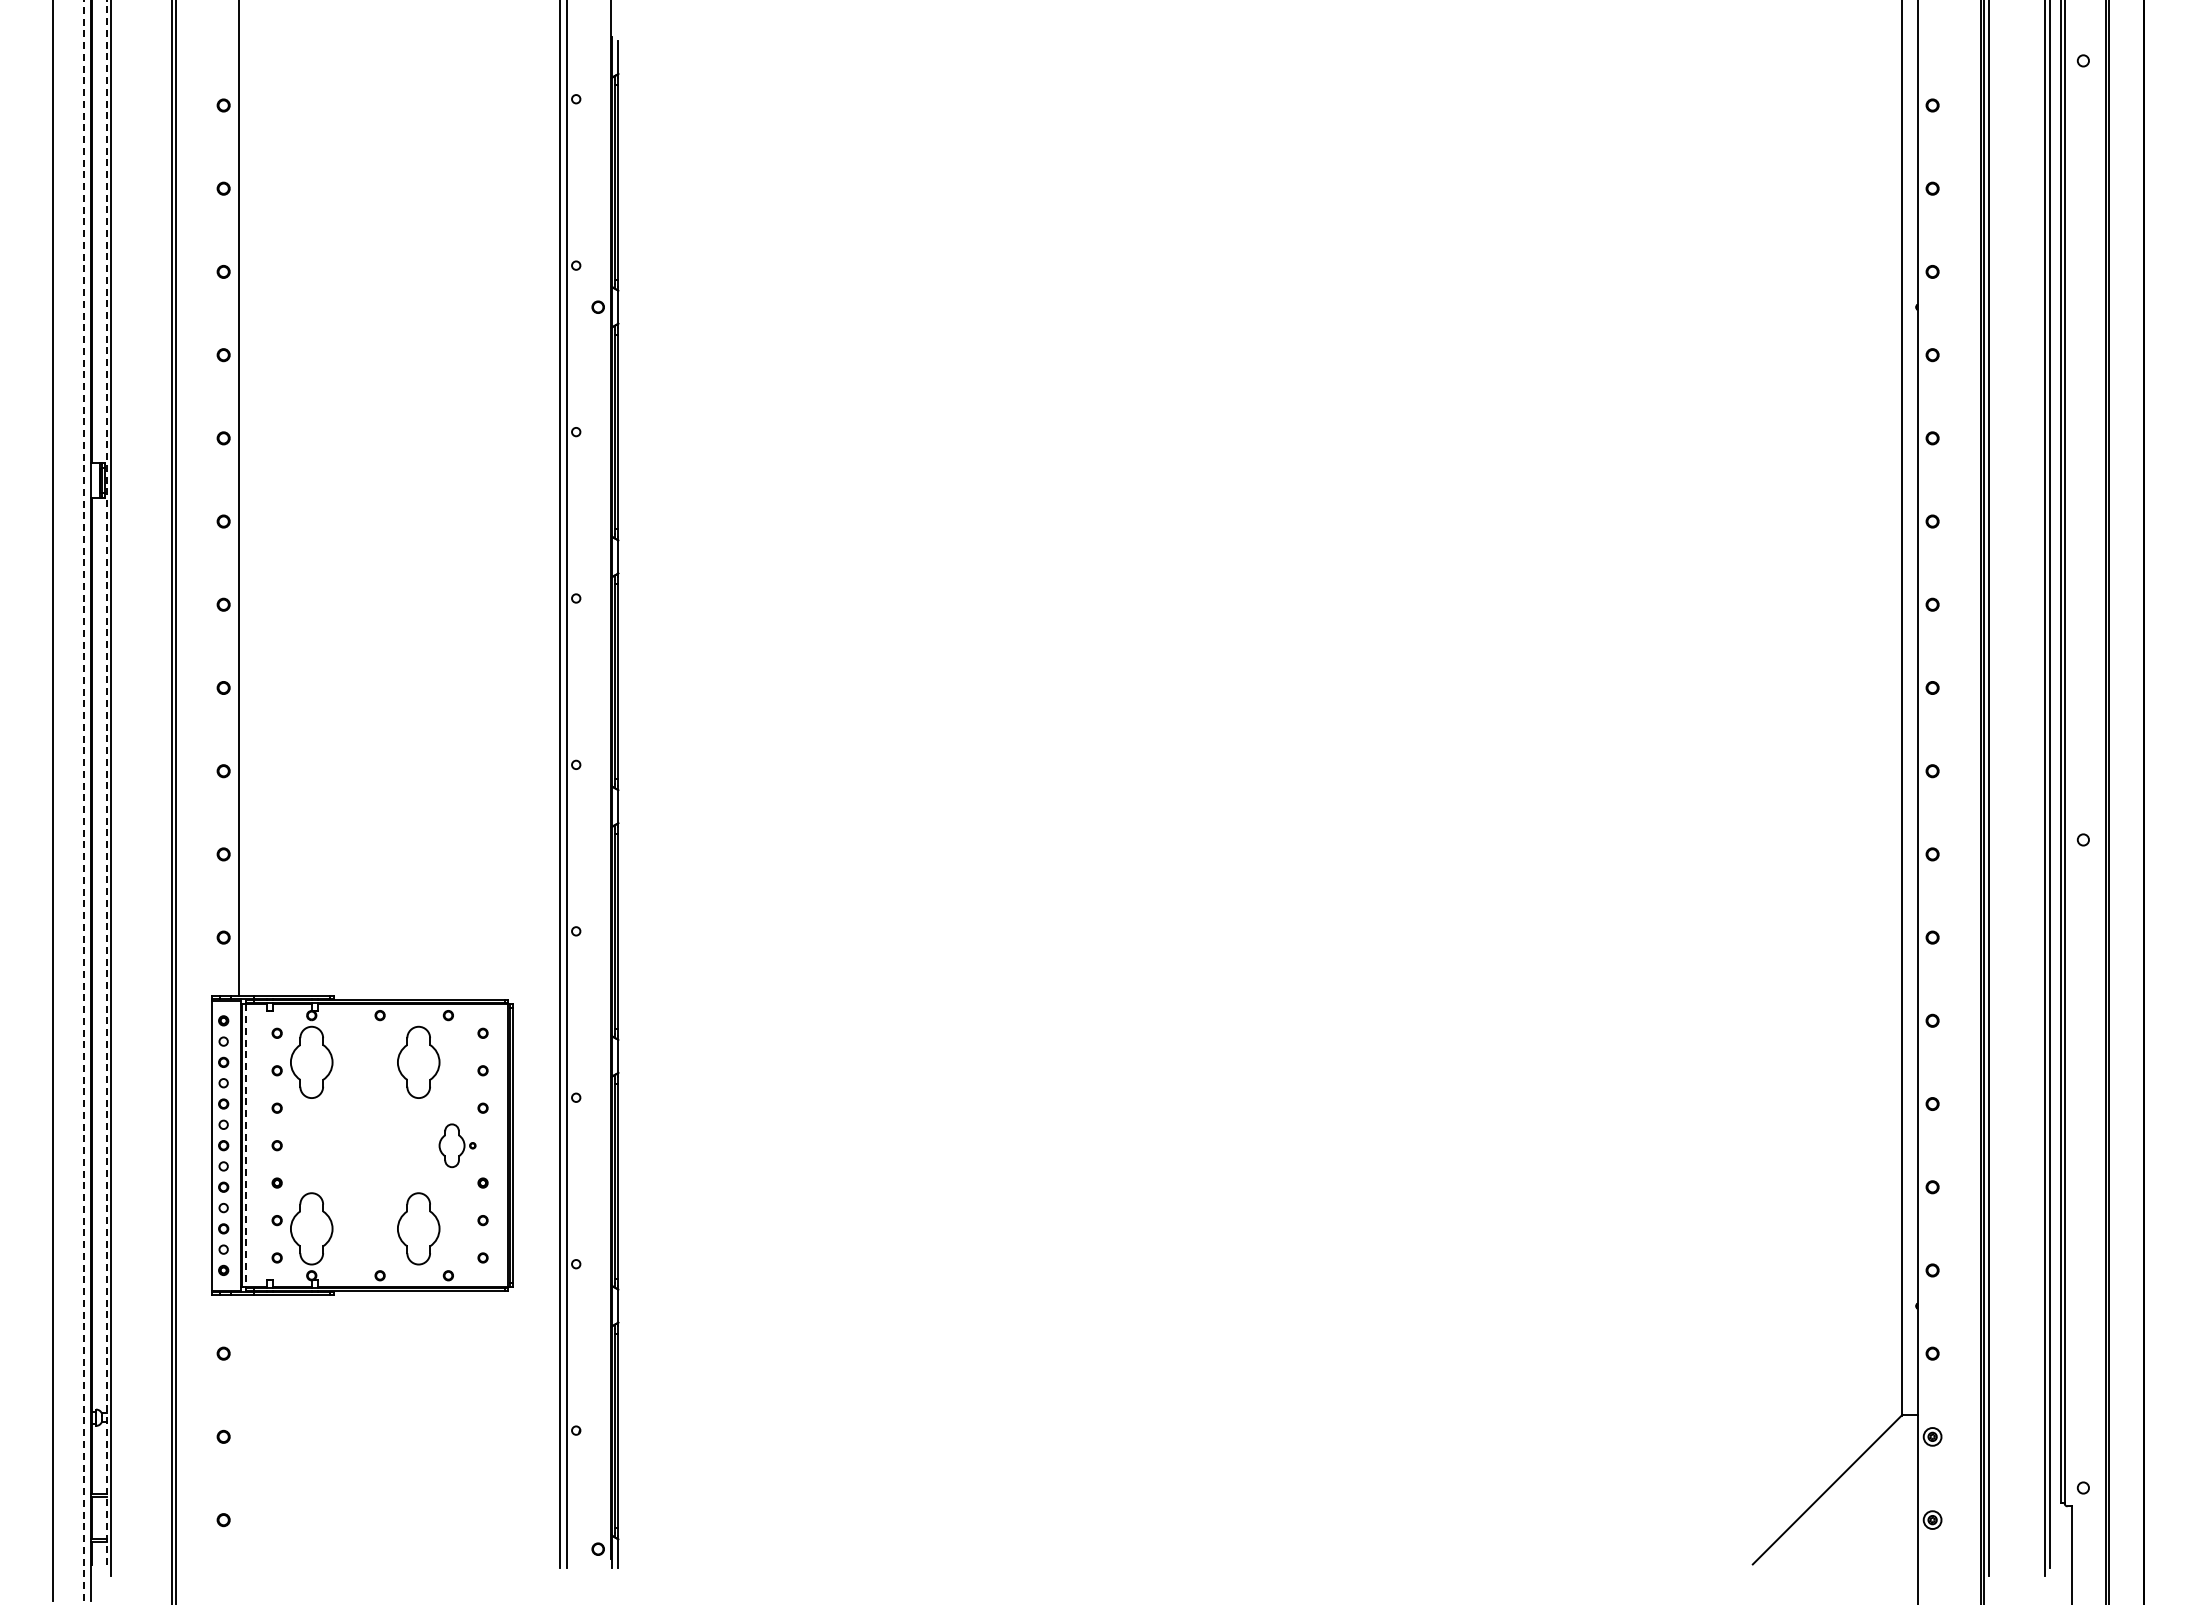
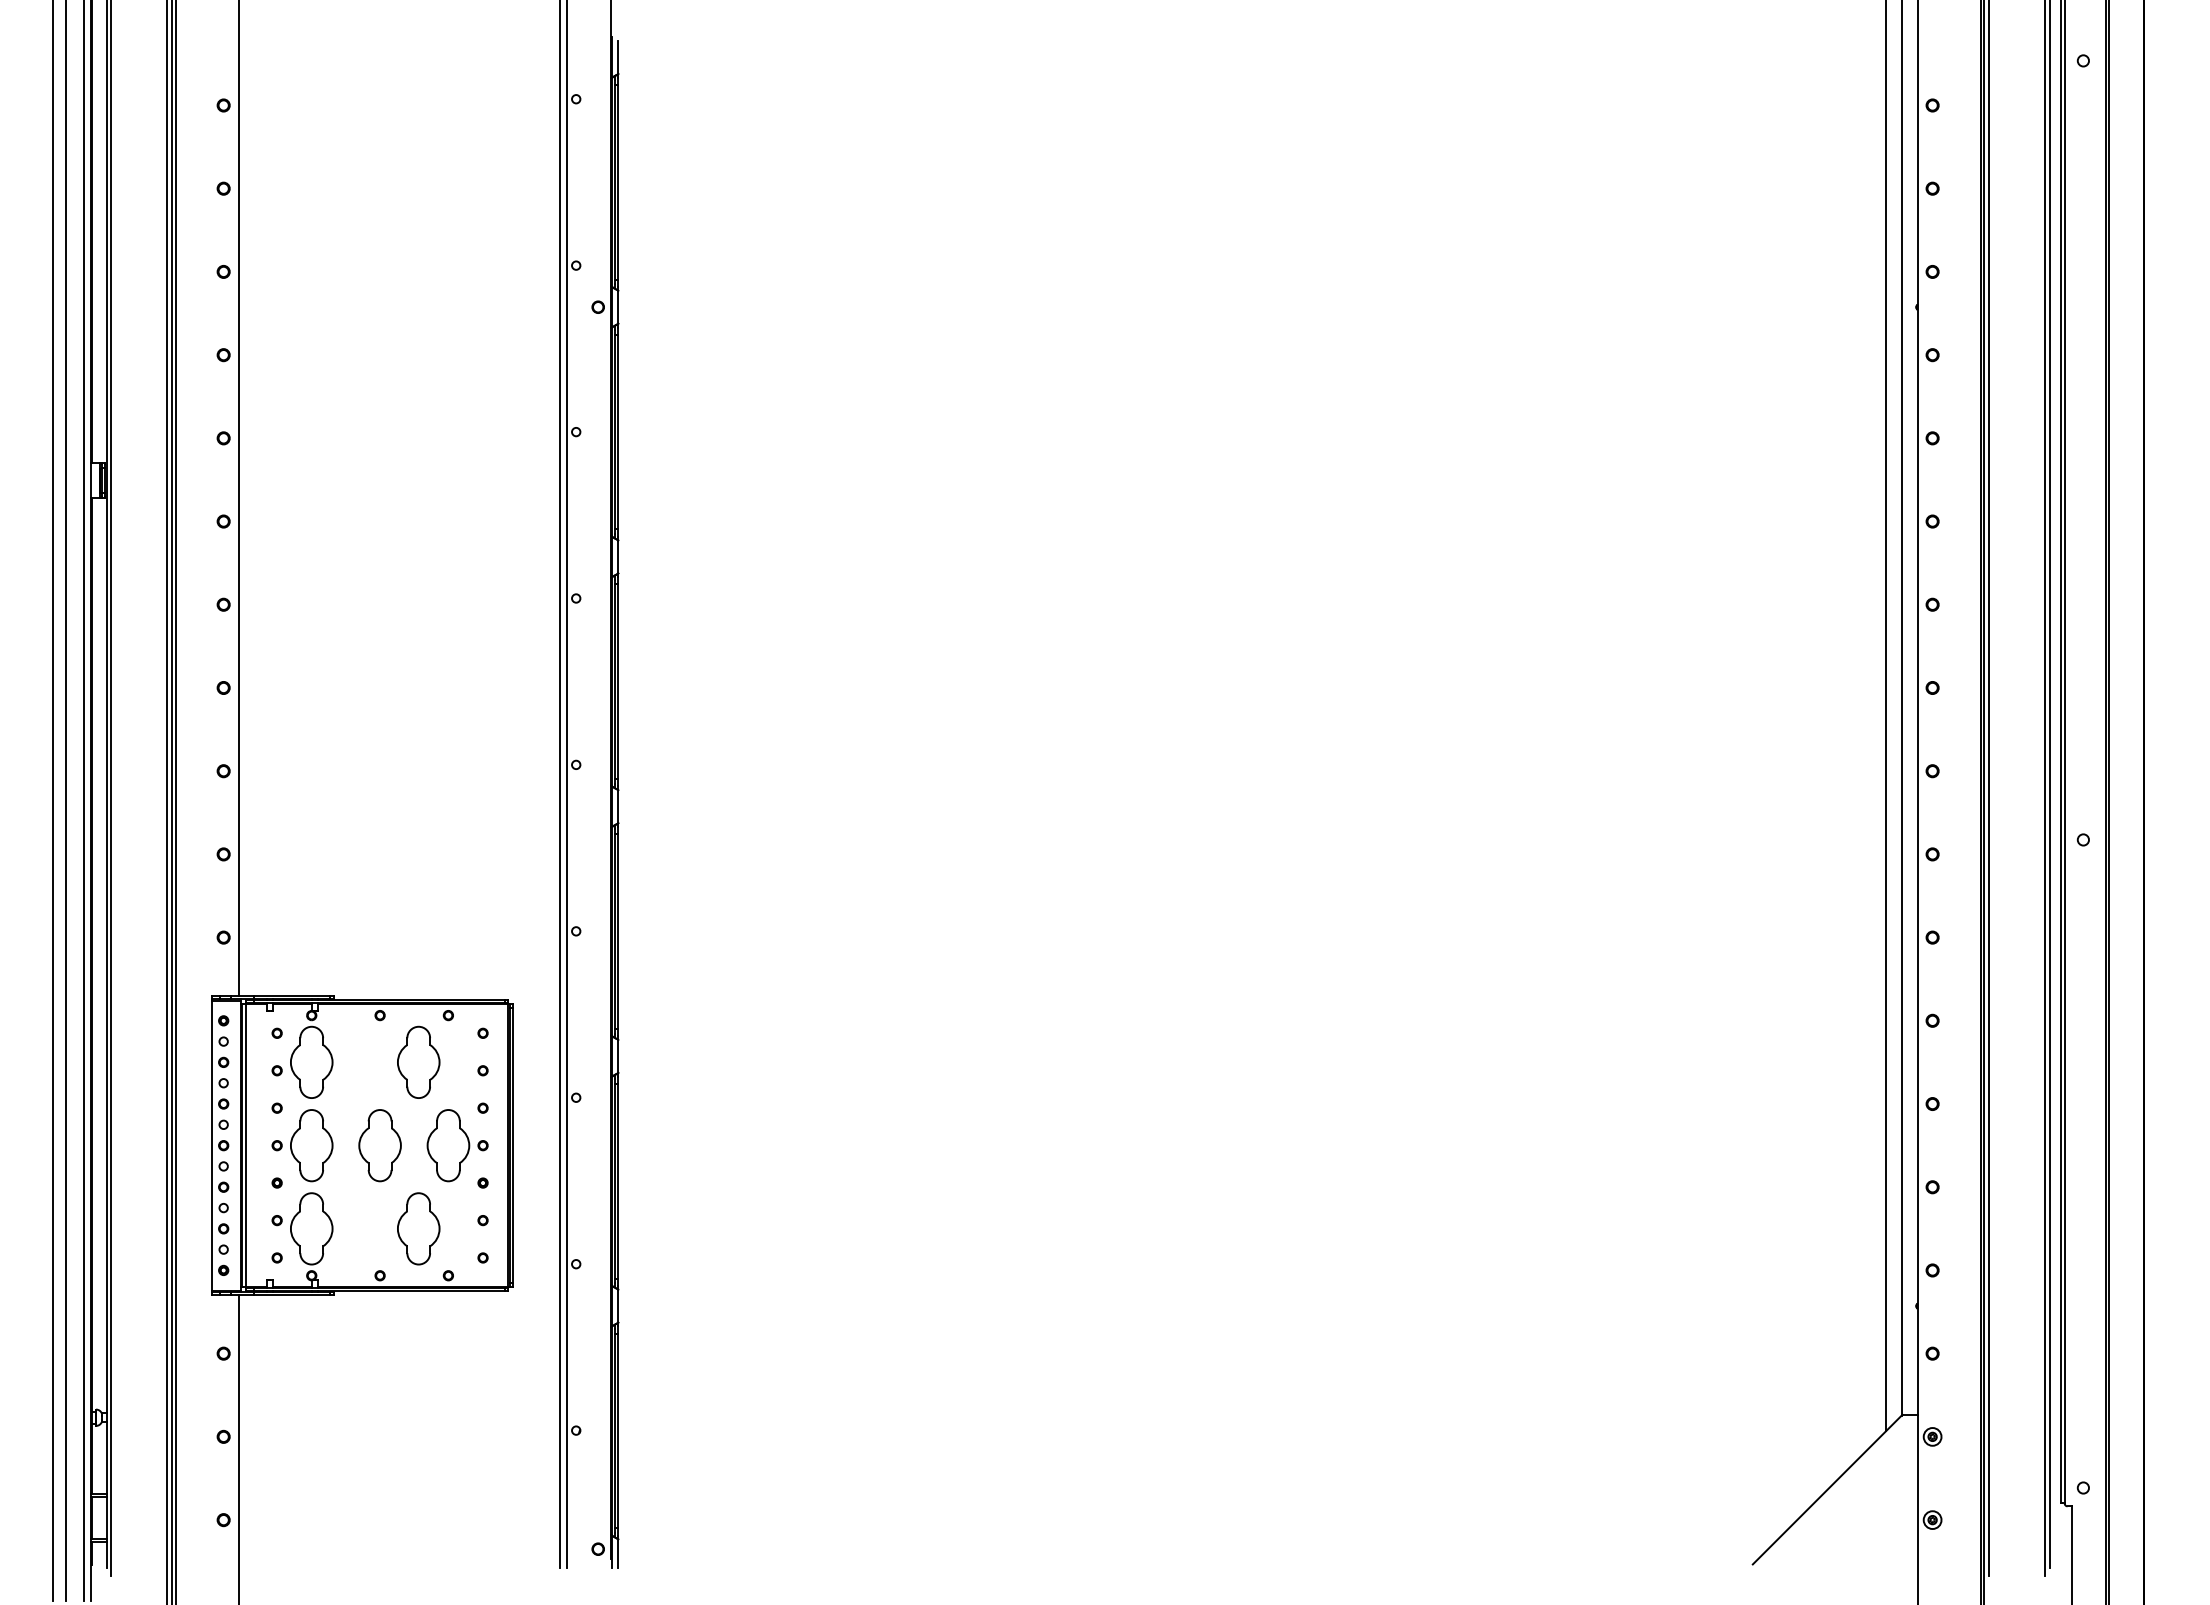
line: none -> present (1886, 716)
line: dashed -> solid (106, 784)
line: dashed -> solid (84, 800)
line: none -> present (66, 801)
line: none -> present (167, 801)
part: none -> present (311, 1145)
part: none -> present (379, 1145)
part size: 39x46 px -> 63x74 px (457, 1145)
line: dashed -> solid (246, 1146)
line: none -> present (238, 1448)
